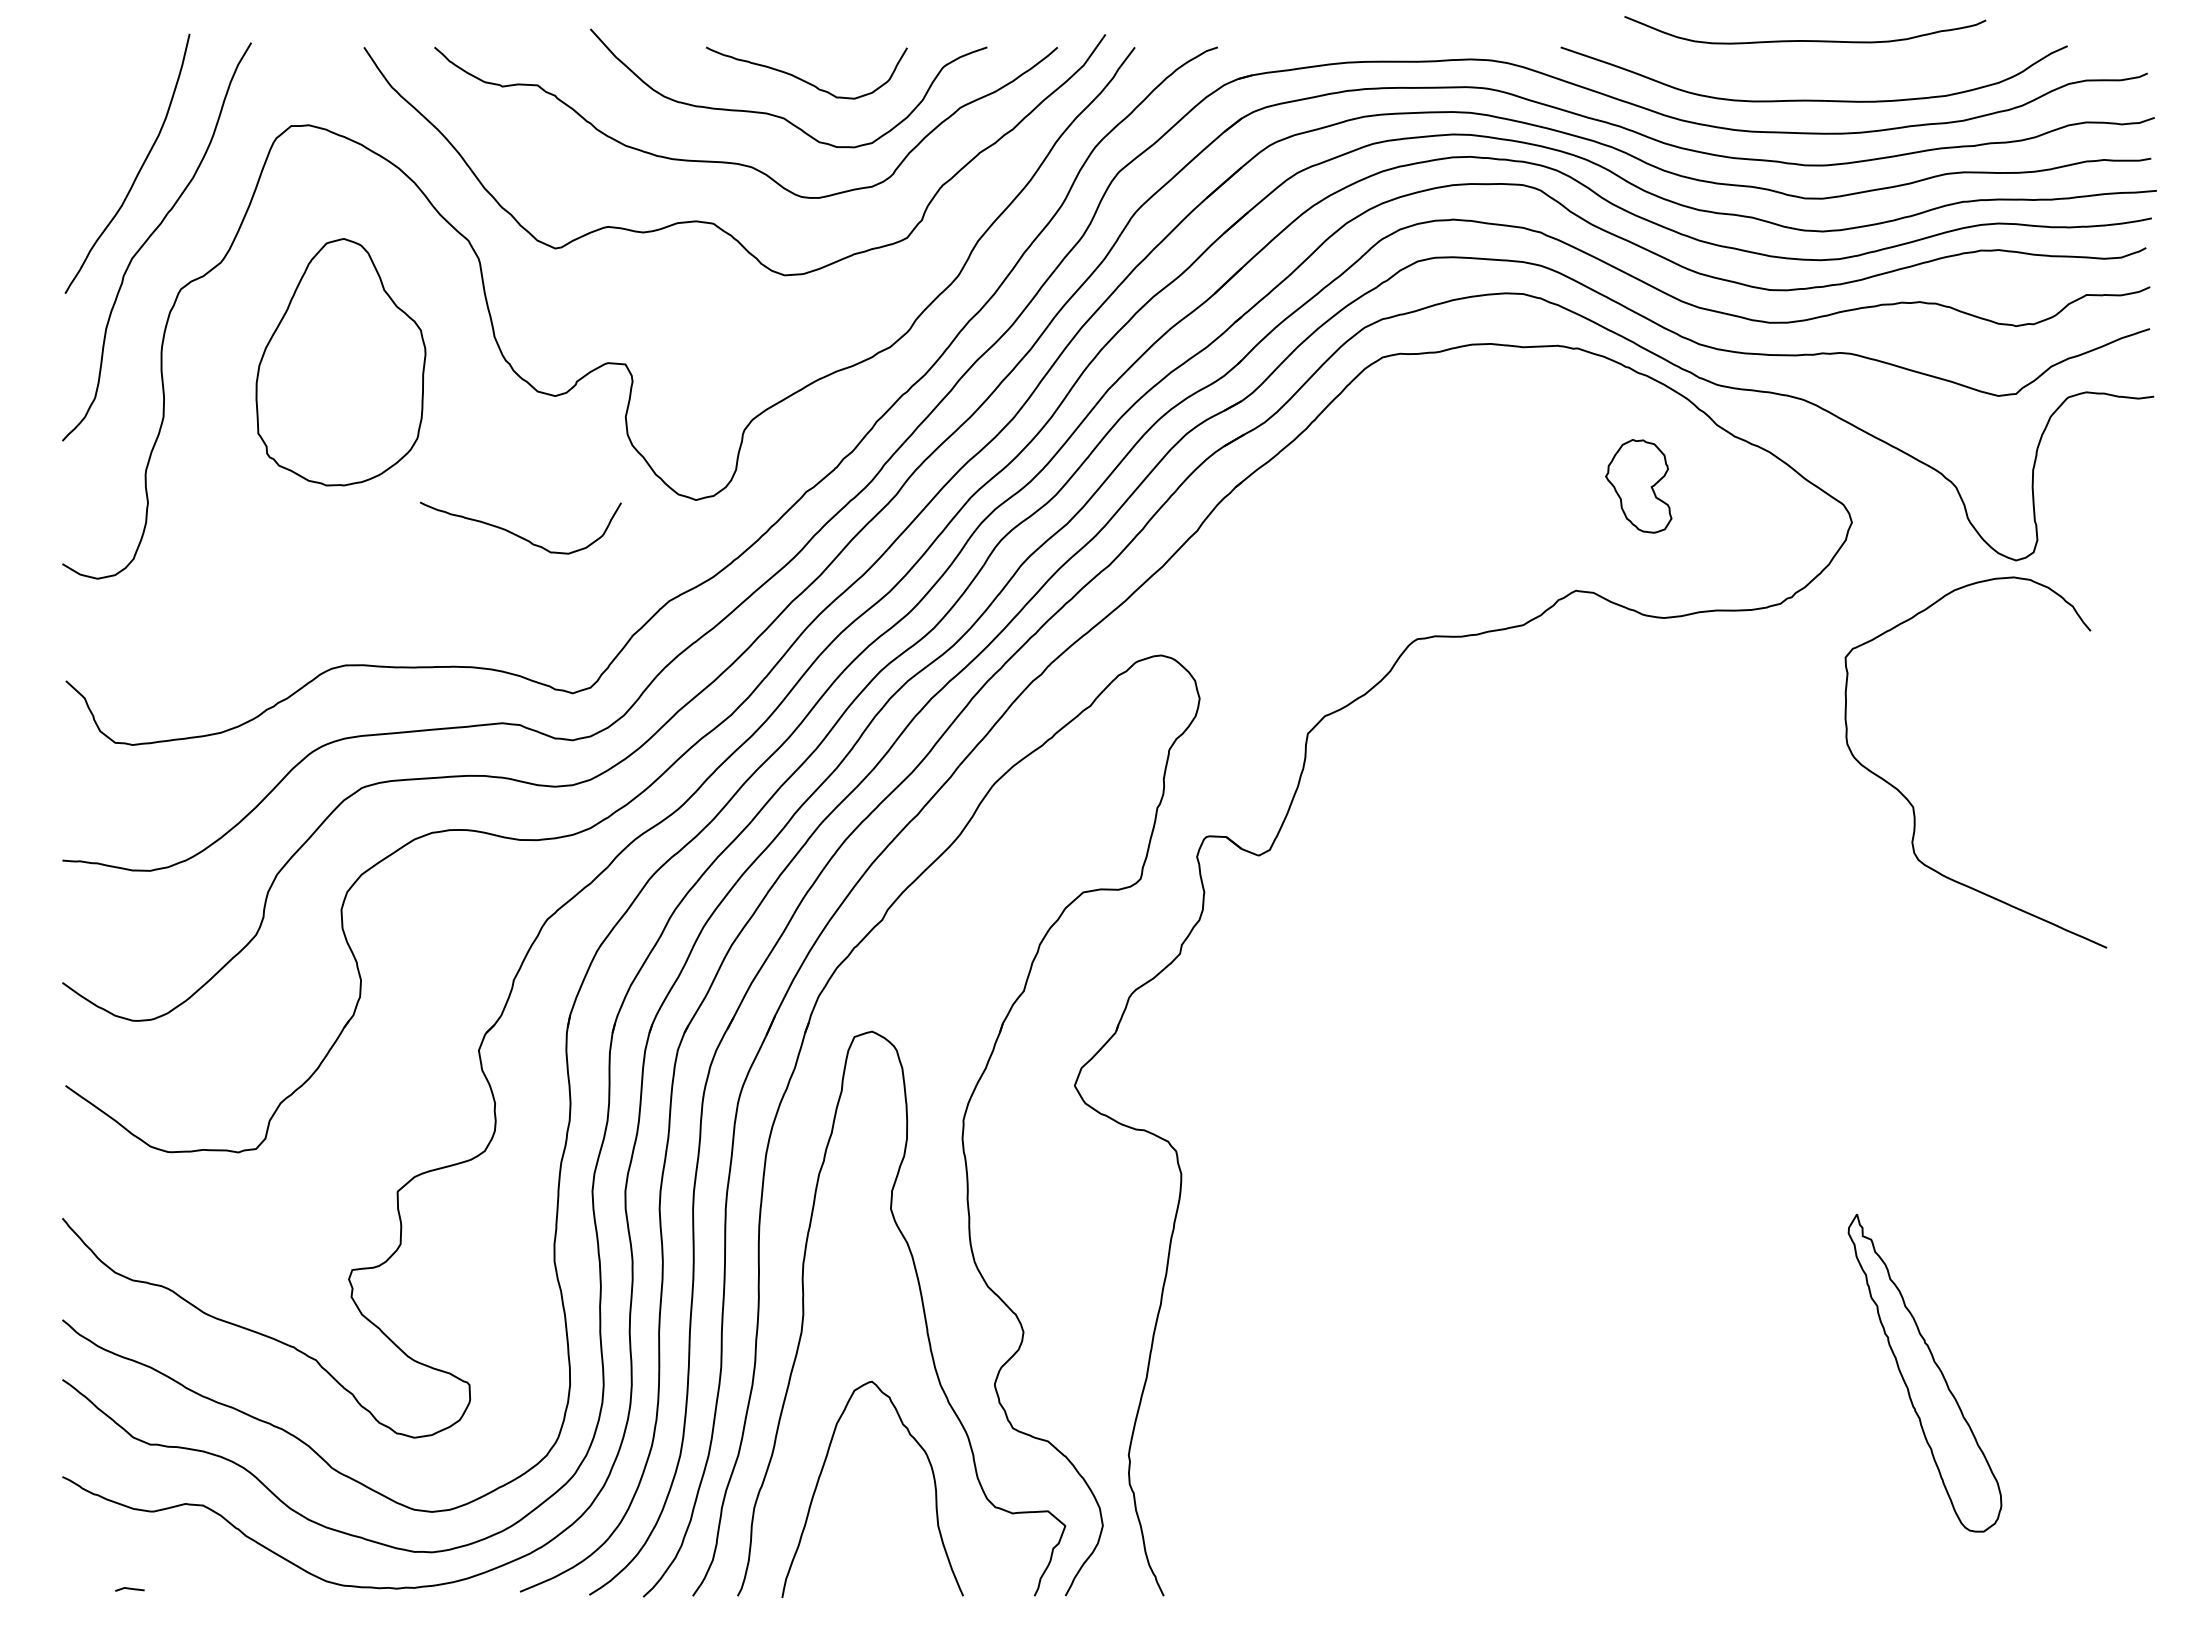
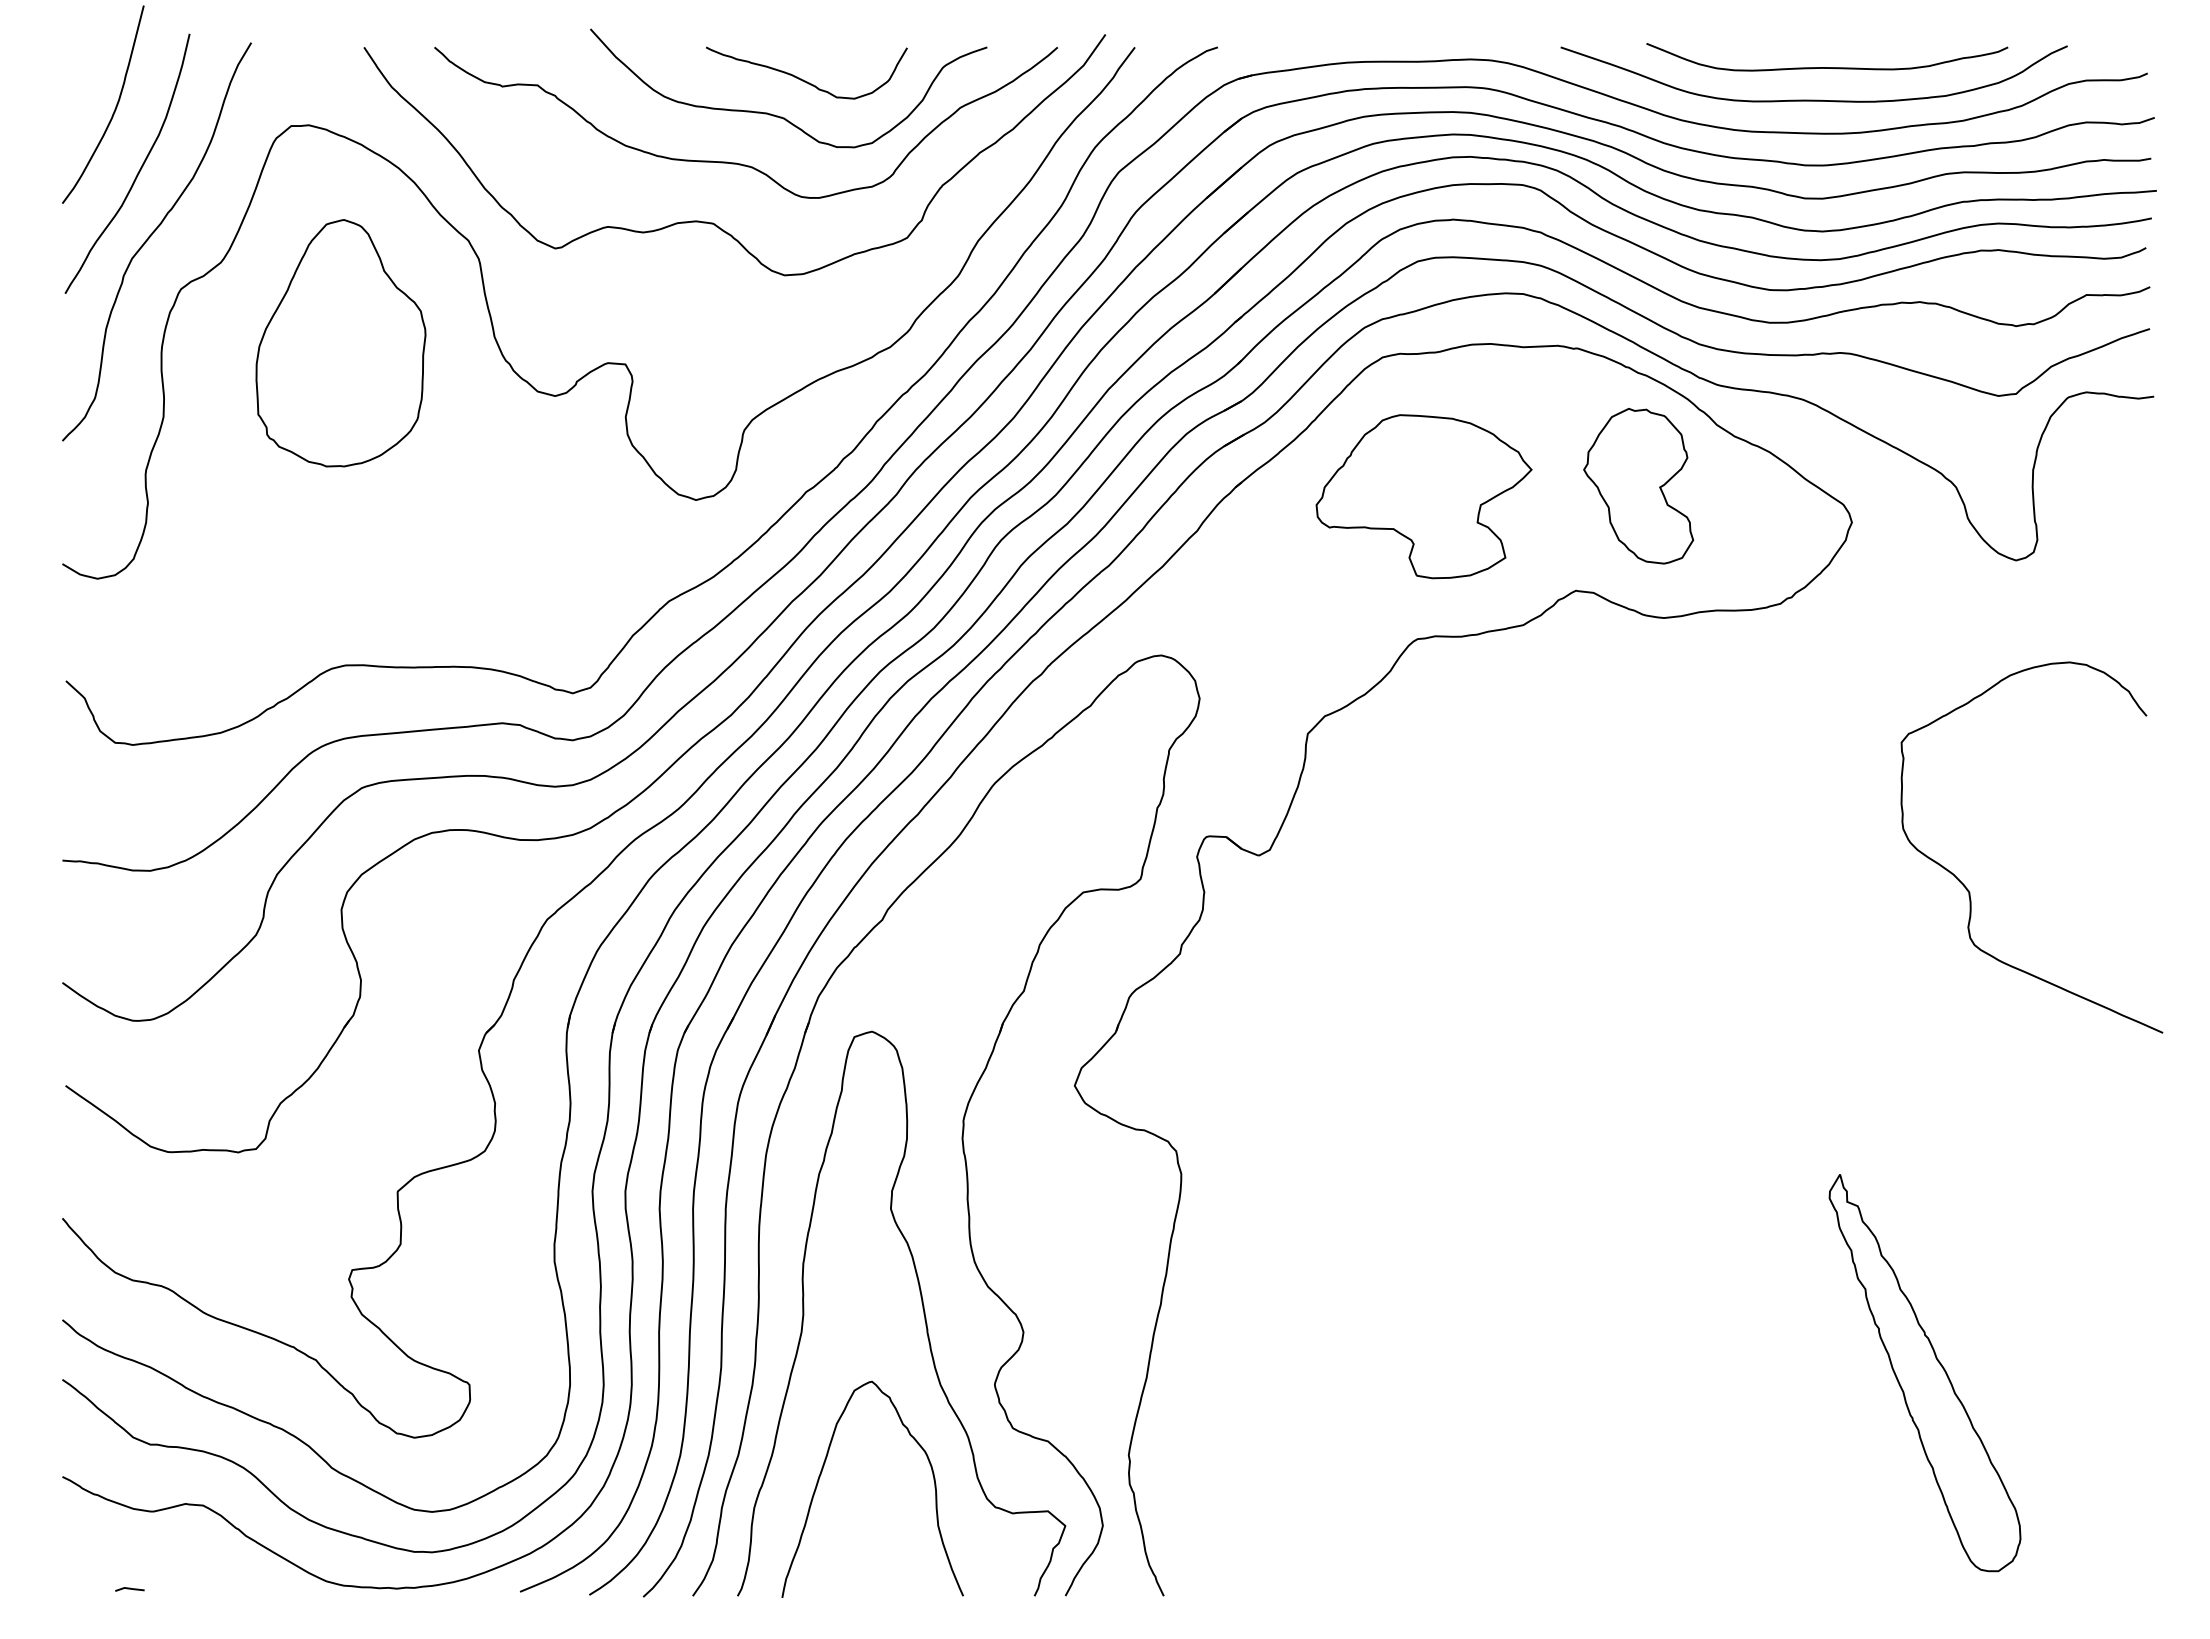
curve position: (1805, 40) -> (1827, 67) (1827, 67)
curve: none -> present (114, 109)
part position: (340, 362) -> (340, 343) (340, 343)
part size: 68x95 px -> 112x157 px (1638, 486)
part: none -> present (1423, 496)
curve: present -> none (517, 534)
curve position: (1913, 805) -> (1969, 890) (1969, 890)
part size: 156x320 px -> 194x399 px (1924, 1373)
